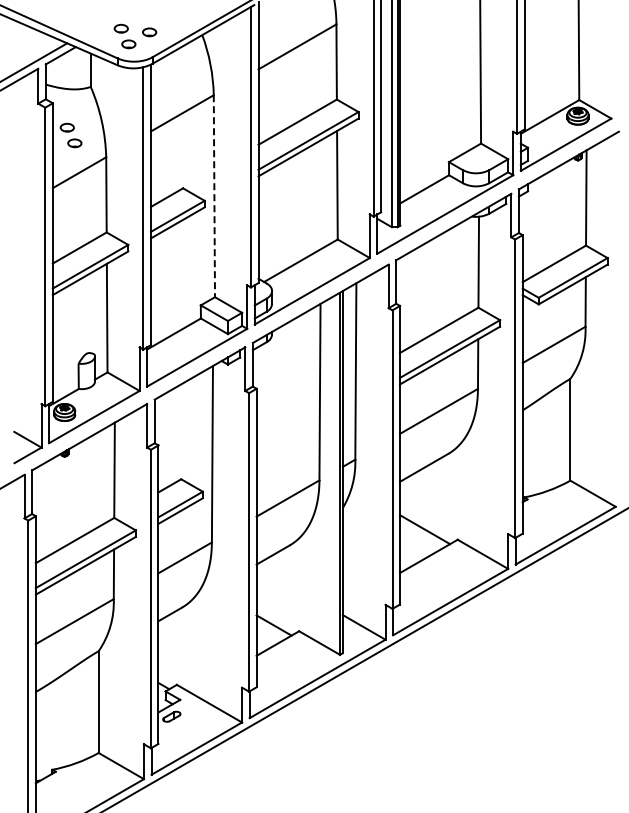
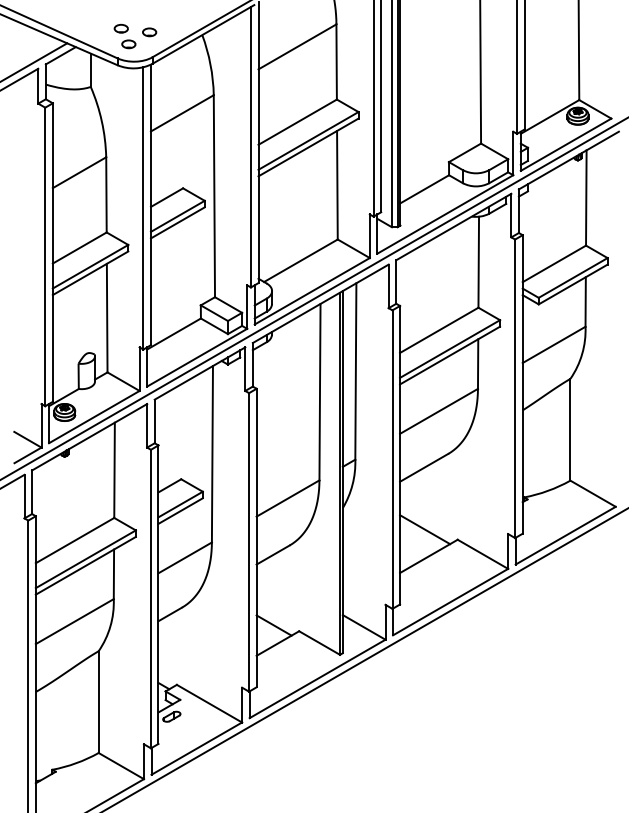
part: present -> none (70, 135)
line: dashed -> solid (214, 196)
line: none -> present (313, 298)
